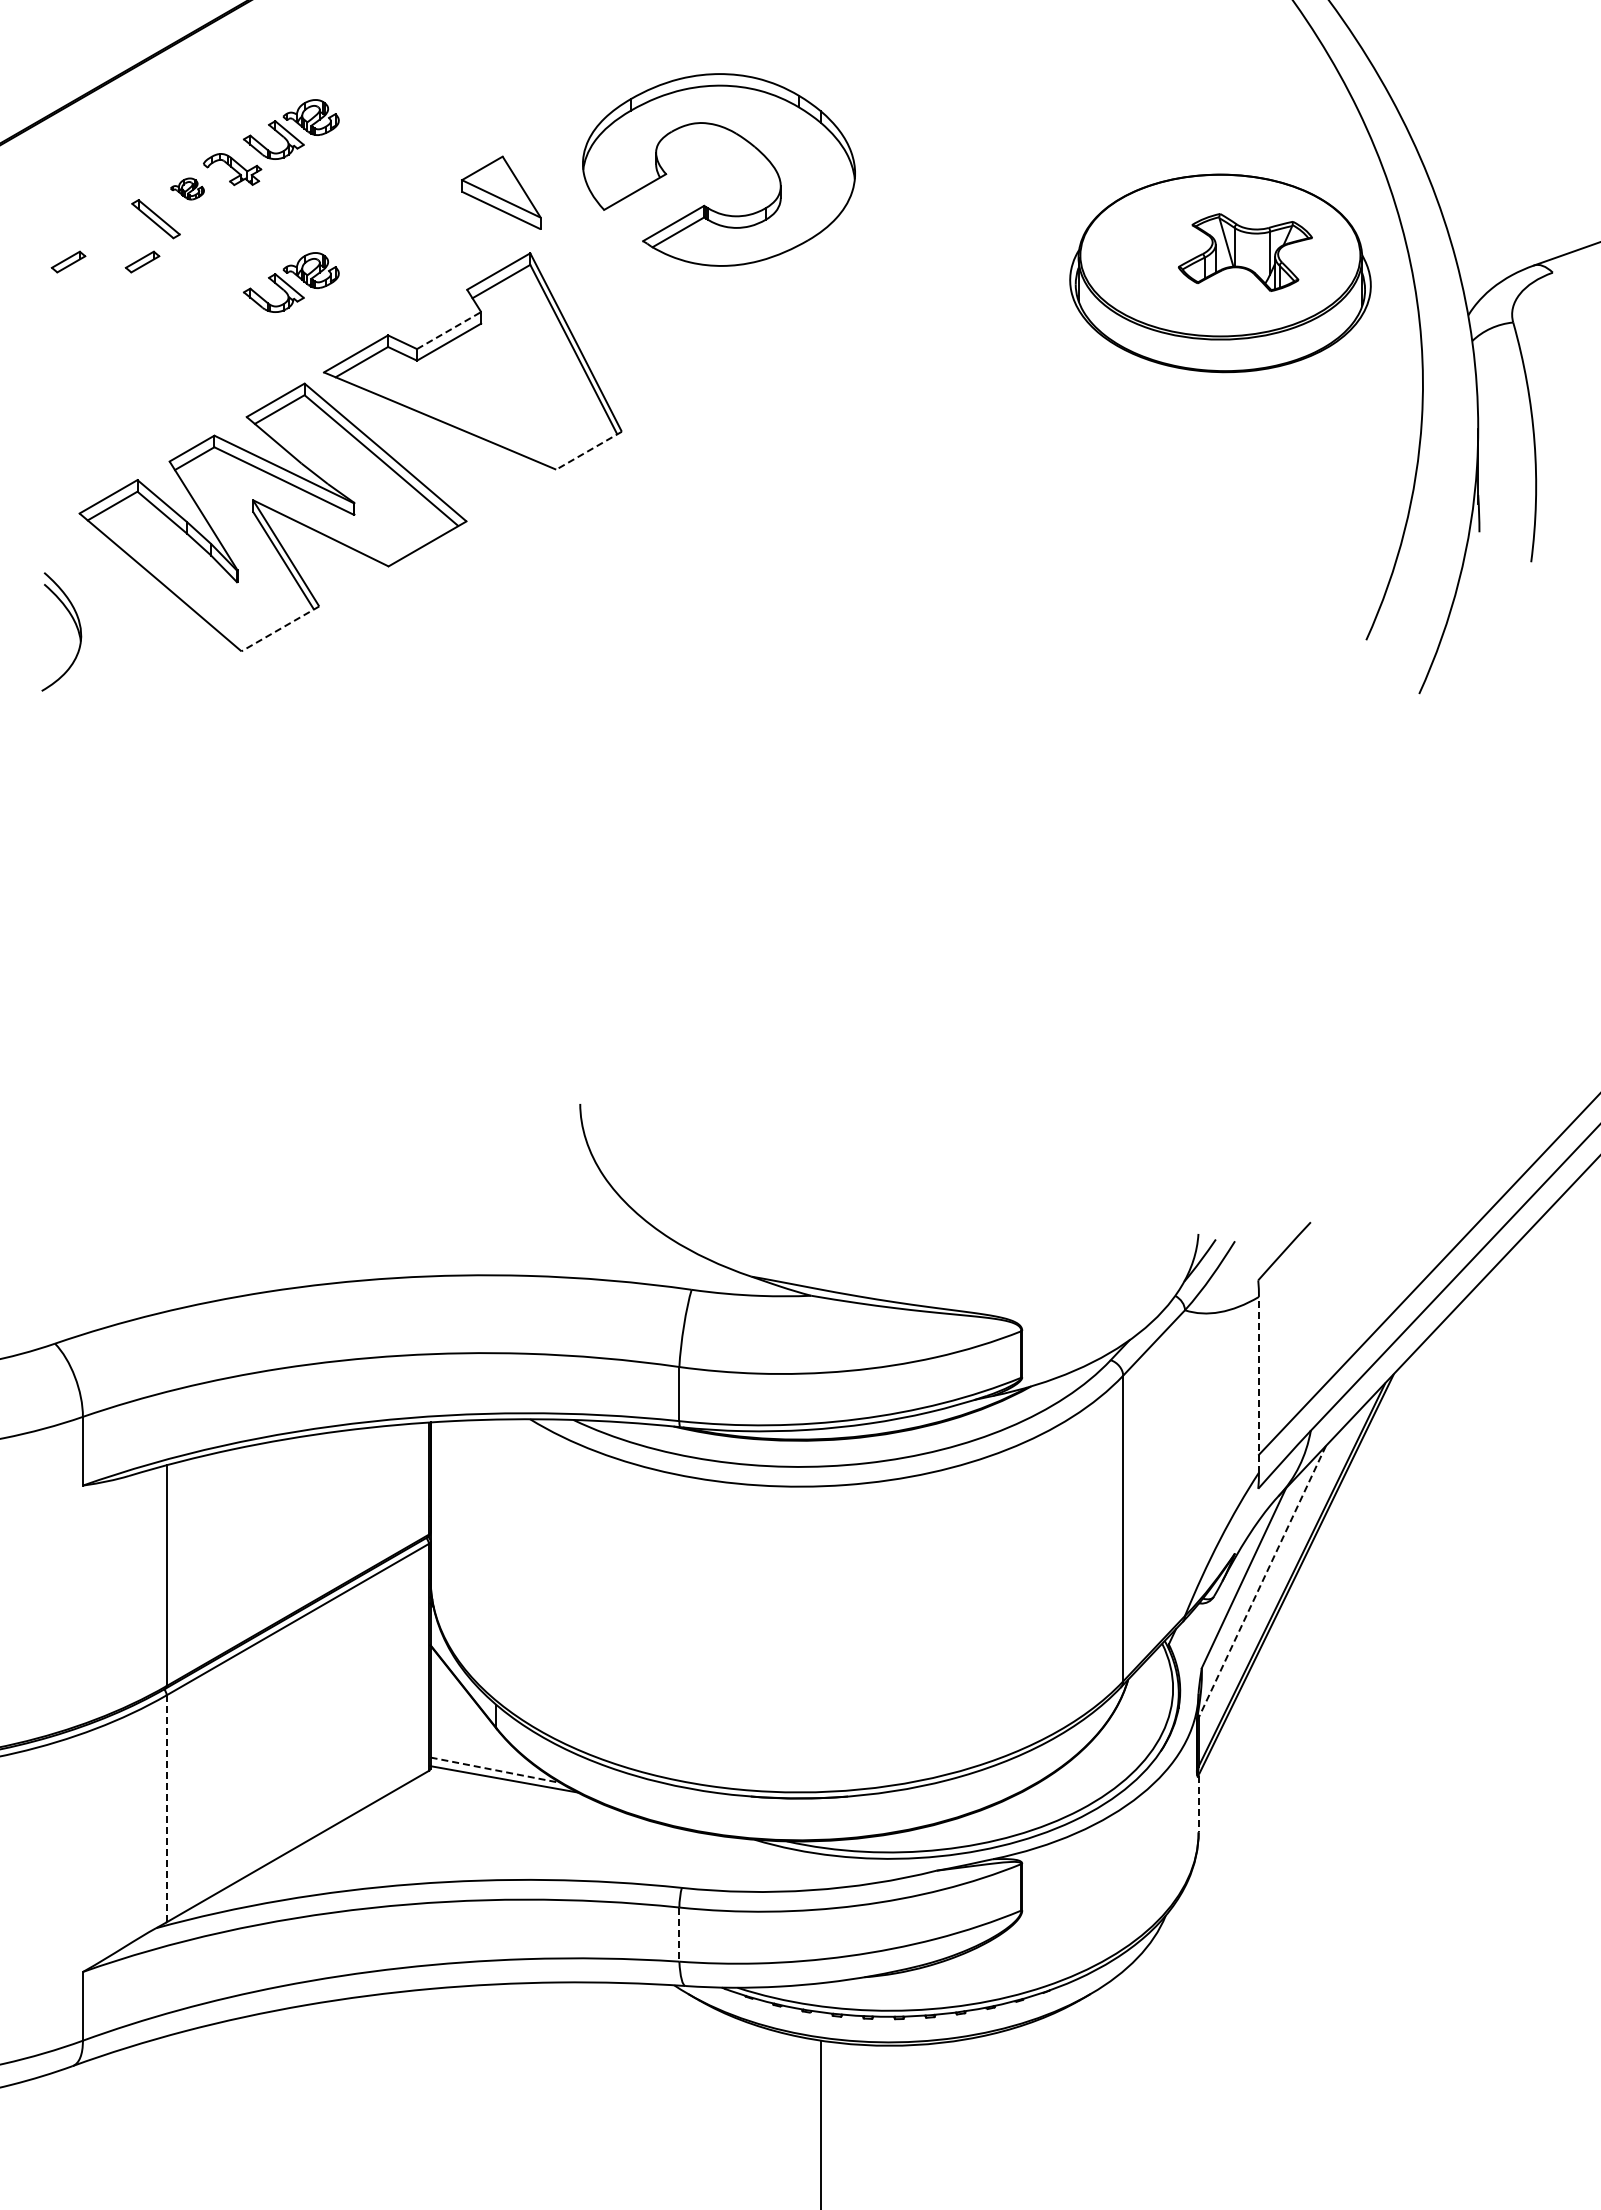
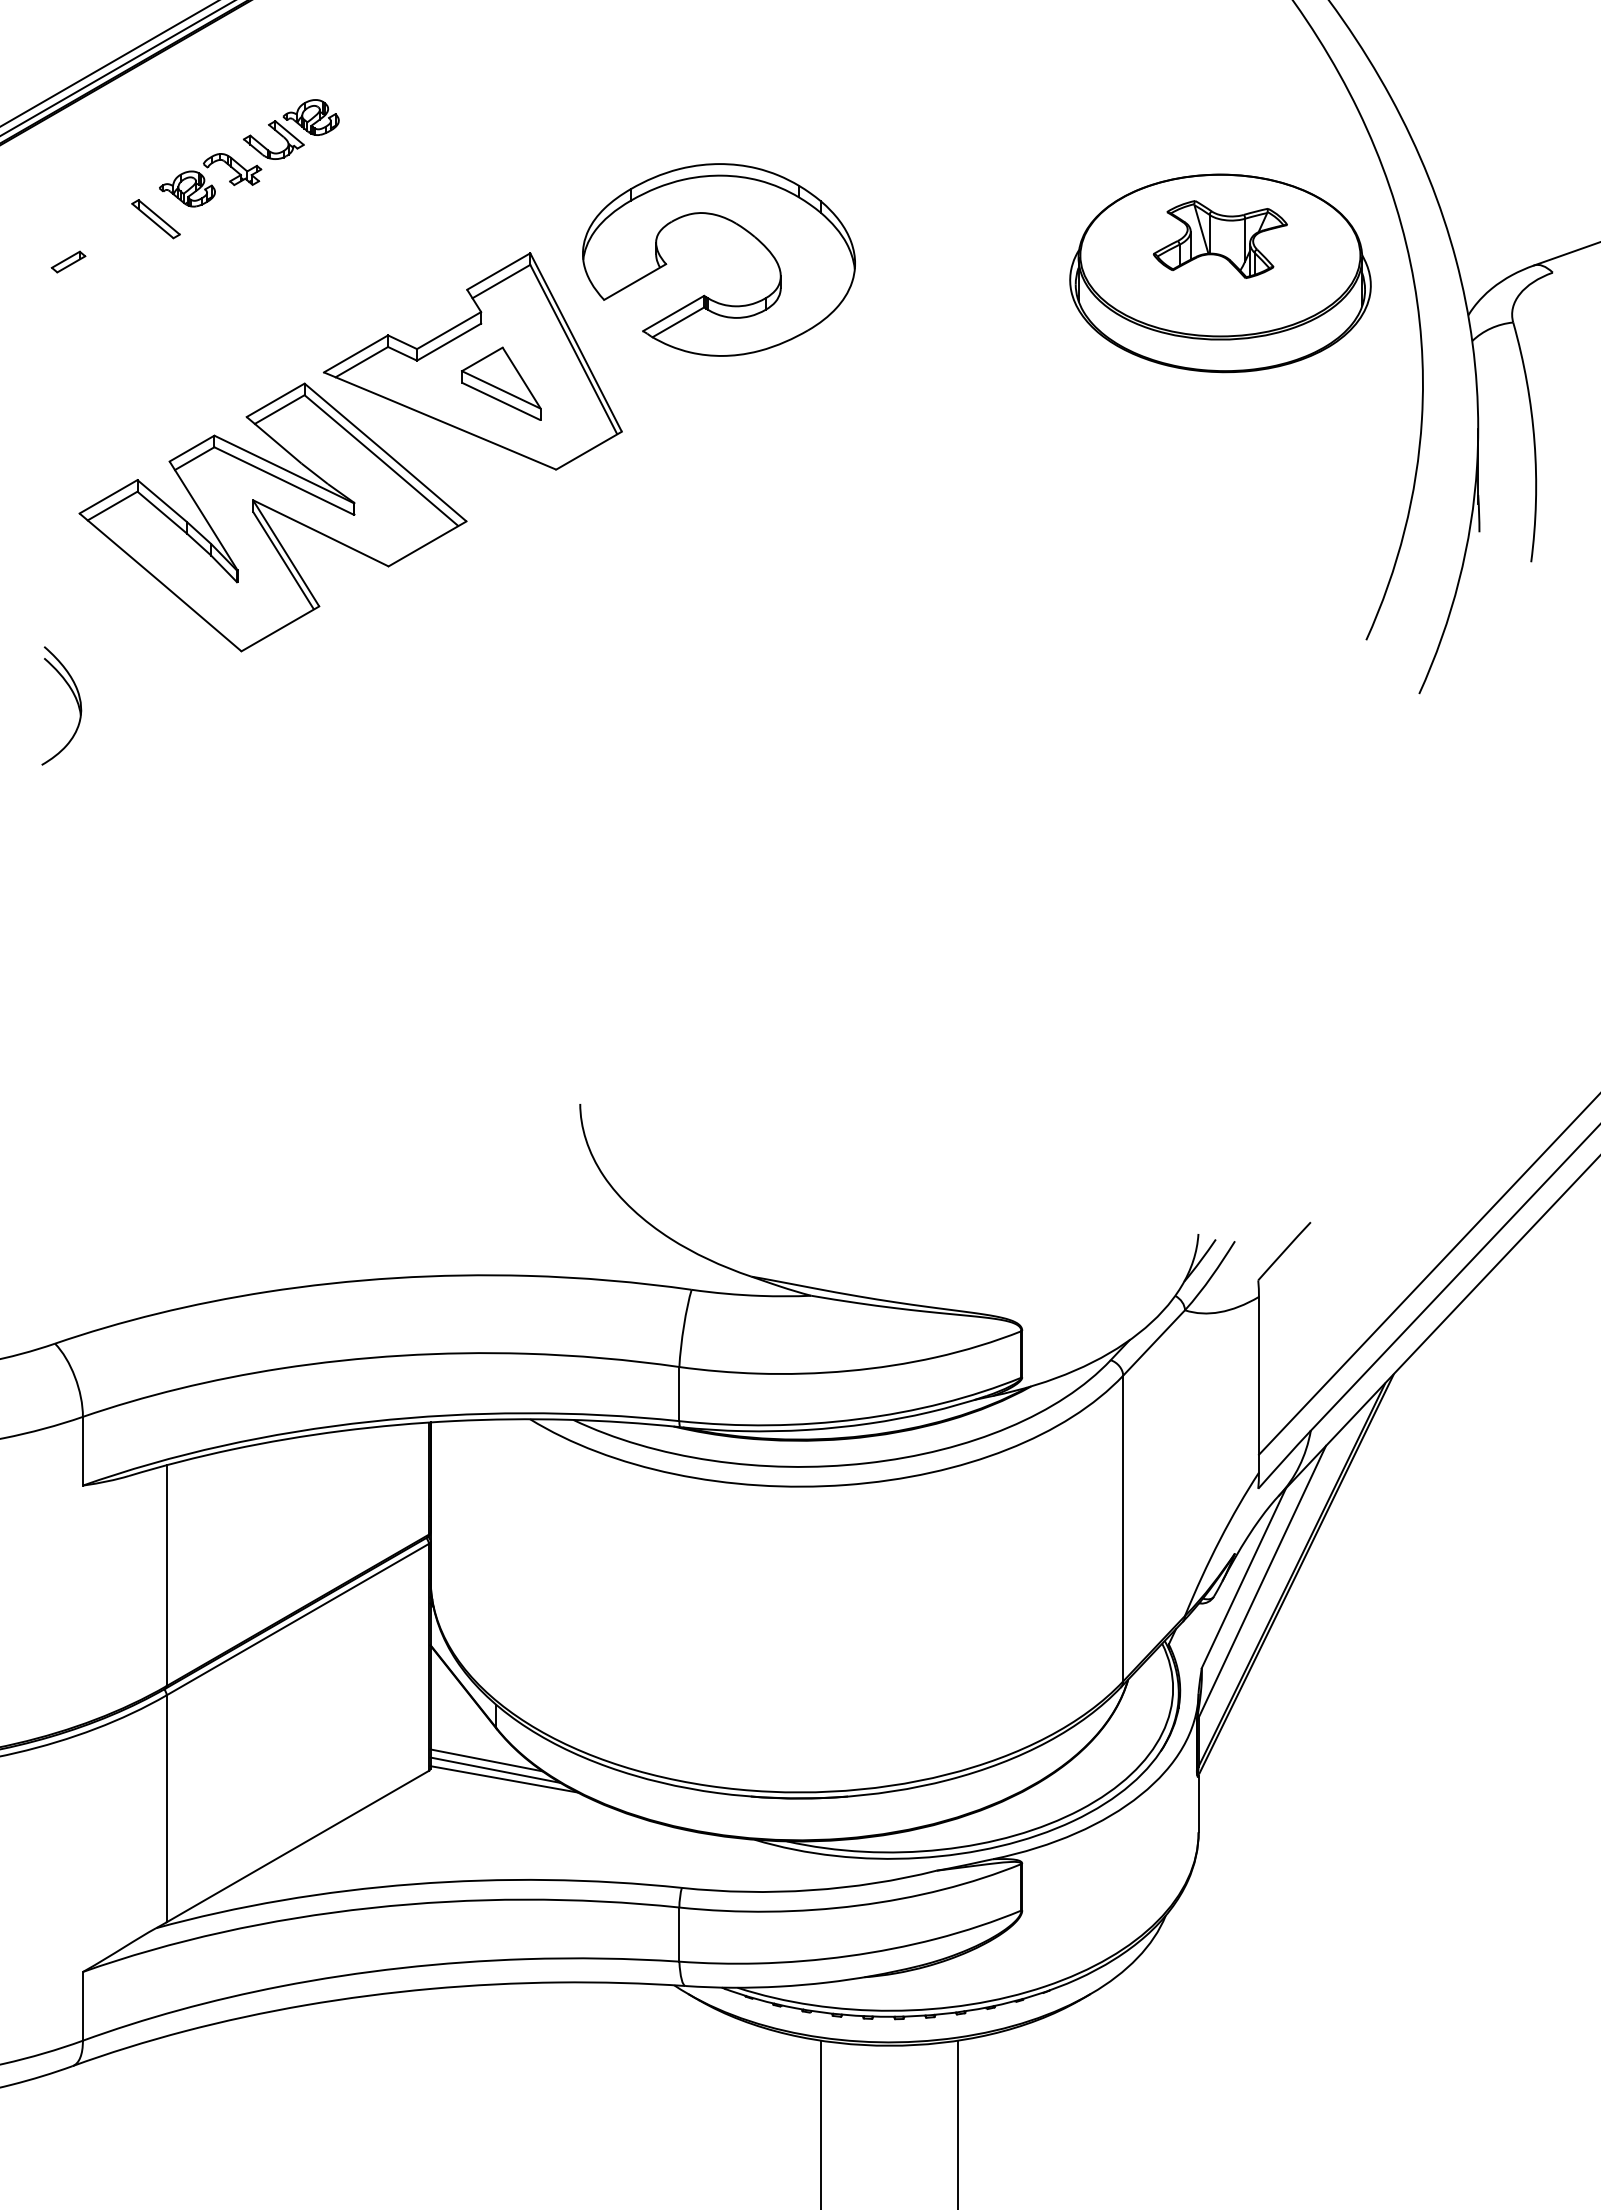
line: none -> present (108, 63)
line: none -> present (116, 68)
part size: 35x24 px -> 57x38 px (187, 188)
part position: (501, 192) -> (501, 383) (501, 383)
part position: (704, 204) -> (704, 294) (704, 294)
part position: (1244, 252) -> (1219, 239) (1219, 239)
part: present -> none (142, 261)
part: present -> none (291, 282)
line: dashed -> solid (449, 330)
line: dashed -> solid (589, 450)
part position: (75, 625) -> (75, 699) (75, 699)
line: dashed -> solid (280, 628)
line: dashed -> solid (1258, 1384)
line: dashed -> solid (1262, 1582)
line: none -> present (486, 1760)
line: dashed -> solid (495, 1770)
line: dashed -> solid (1198, 1804)
line: dashed -> solid (166, 1809)
line: dashed -> solid (679, 1935)
line: none -> present (957, 2123)
